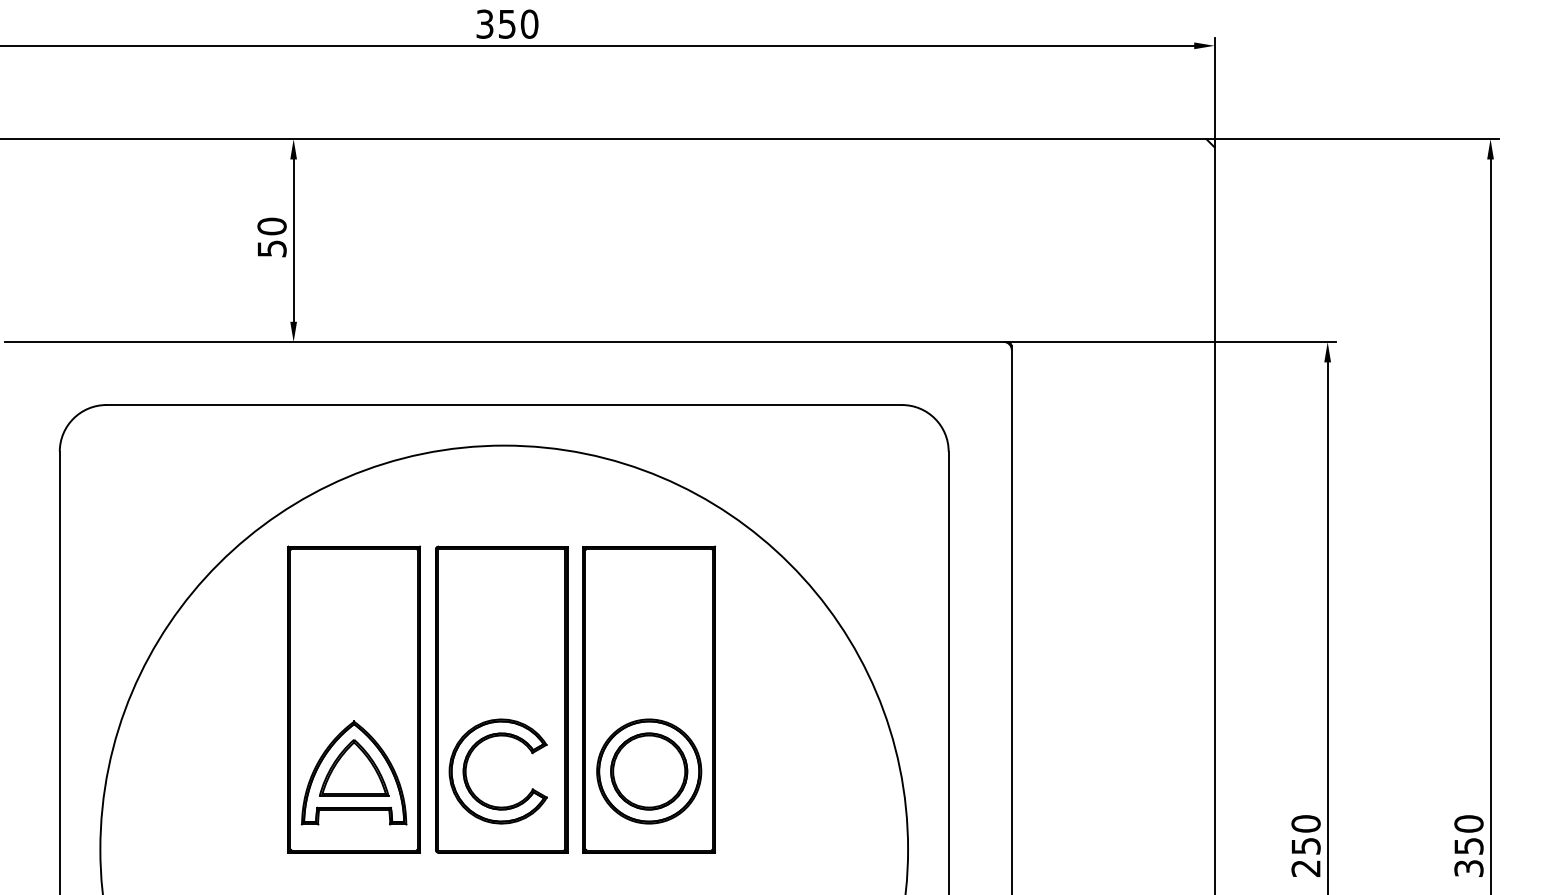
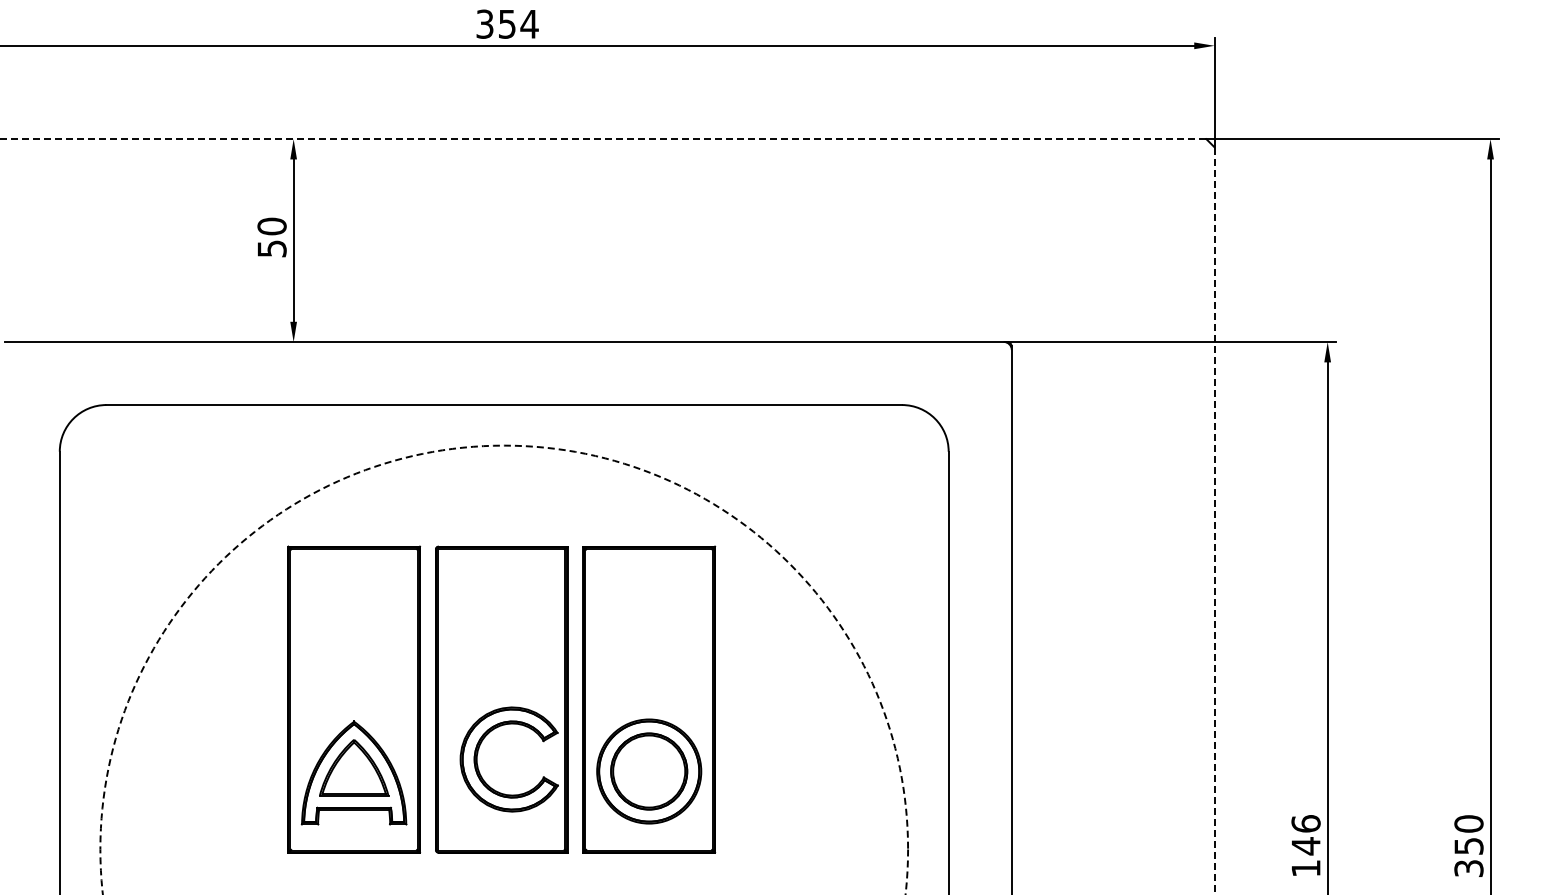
text: 350 -> 354 (529, 23)
line: solid -> dashed (603, 139)
line: solid -> dashed (1214, 521)
circle: solid -> dashed (504, 669)
part position: (467, 765) -> (478, 753) (478, 753)
text: 250 -> 146 (1305, 846)
